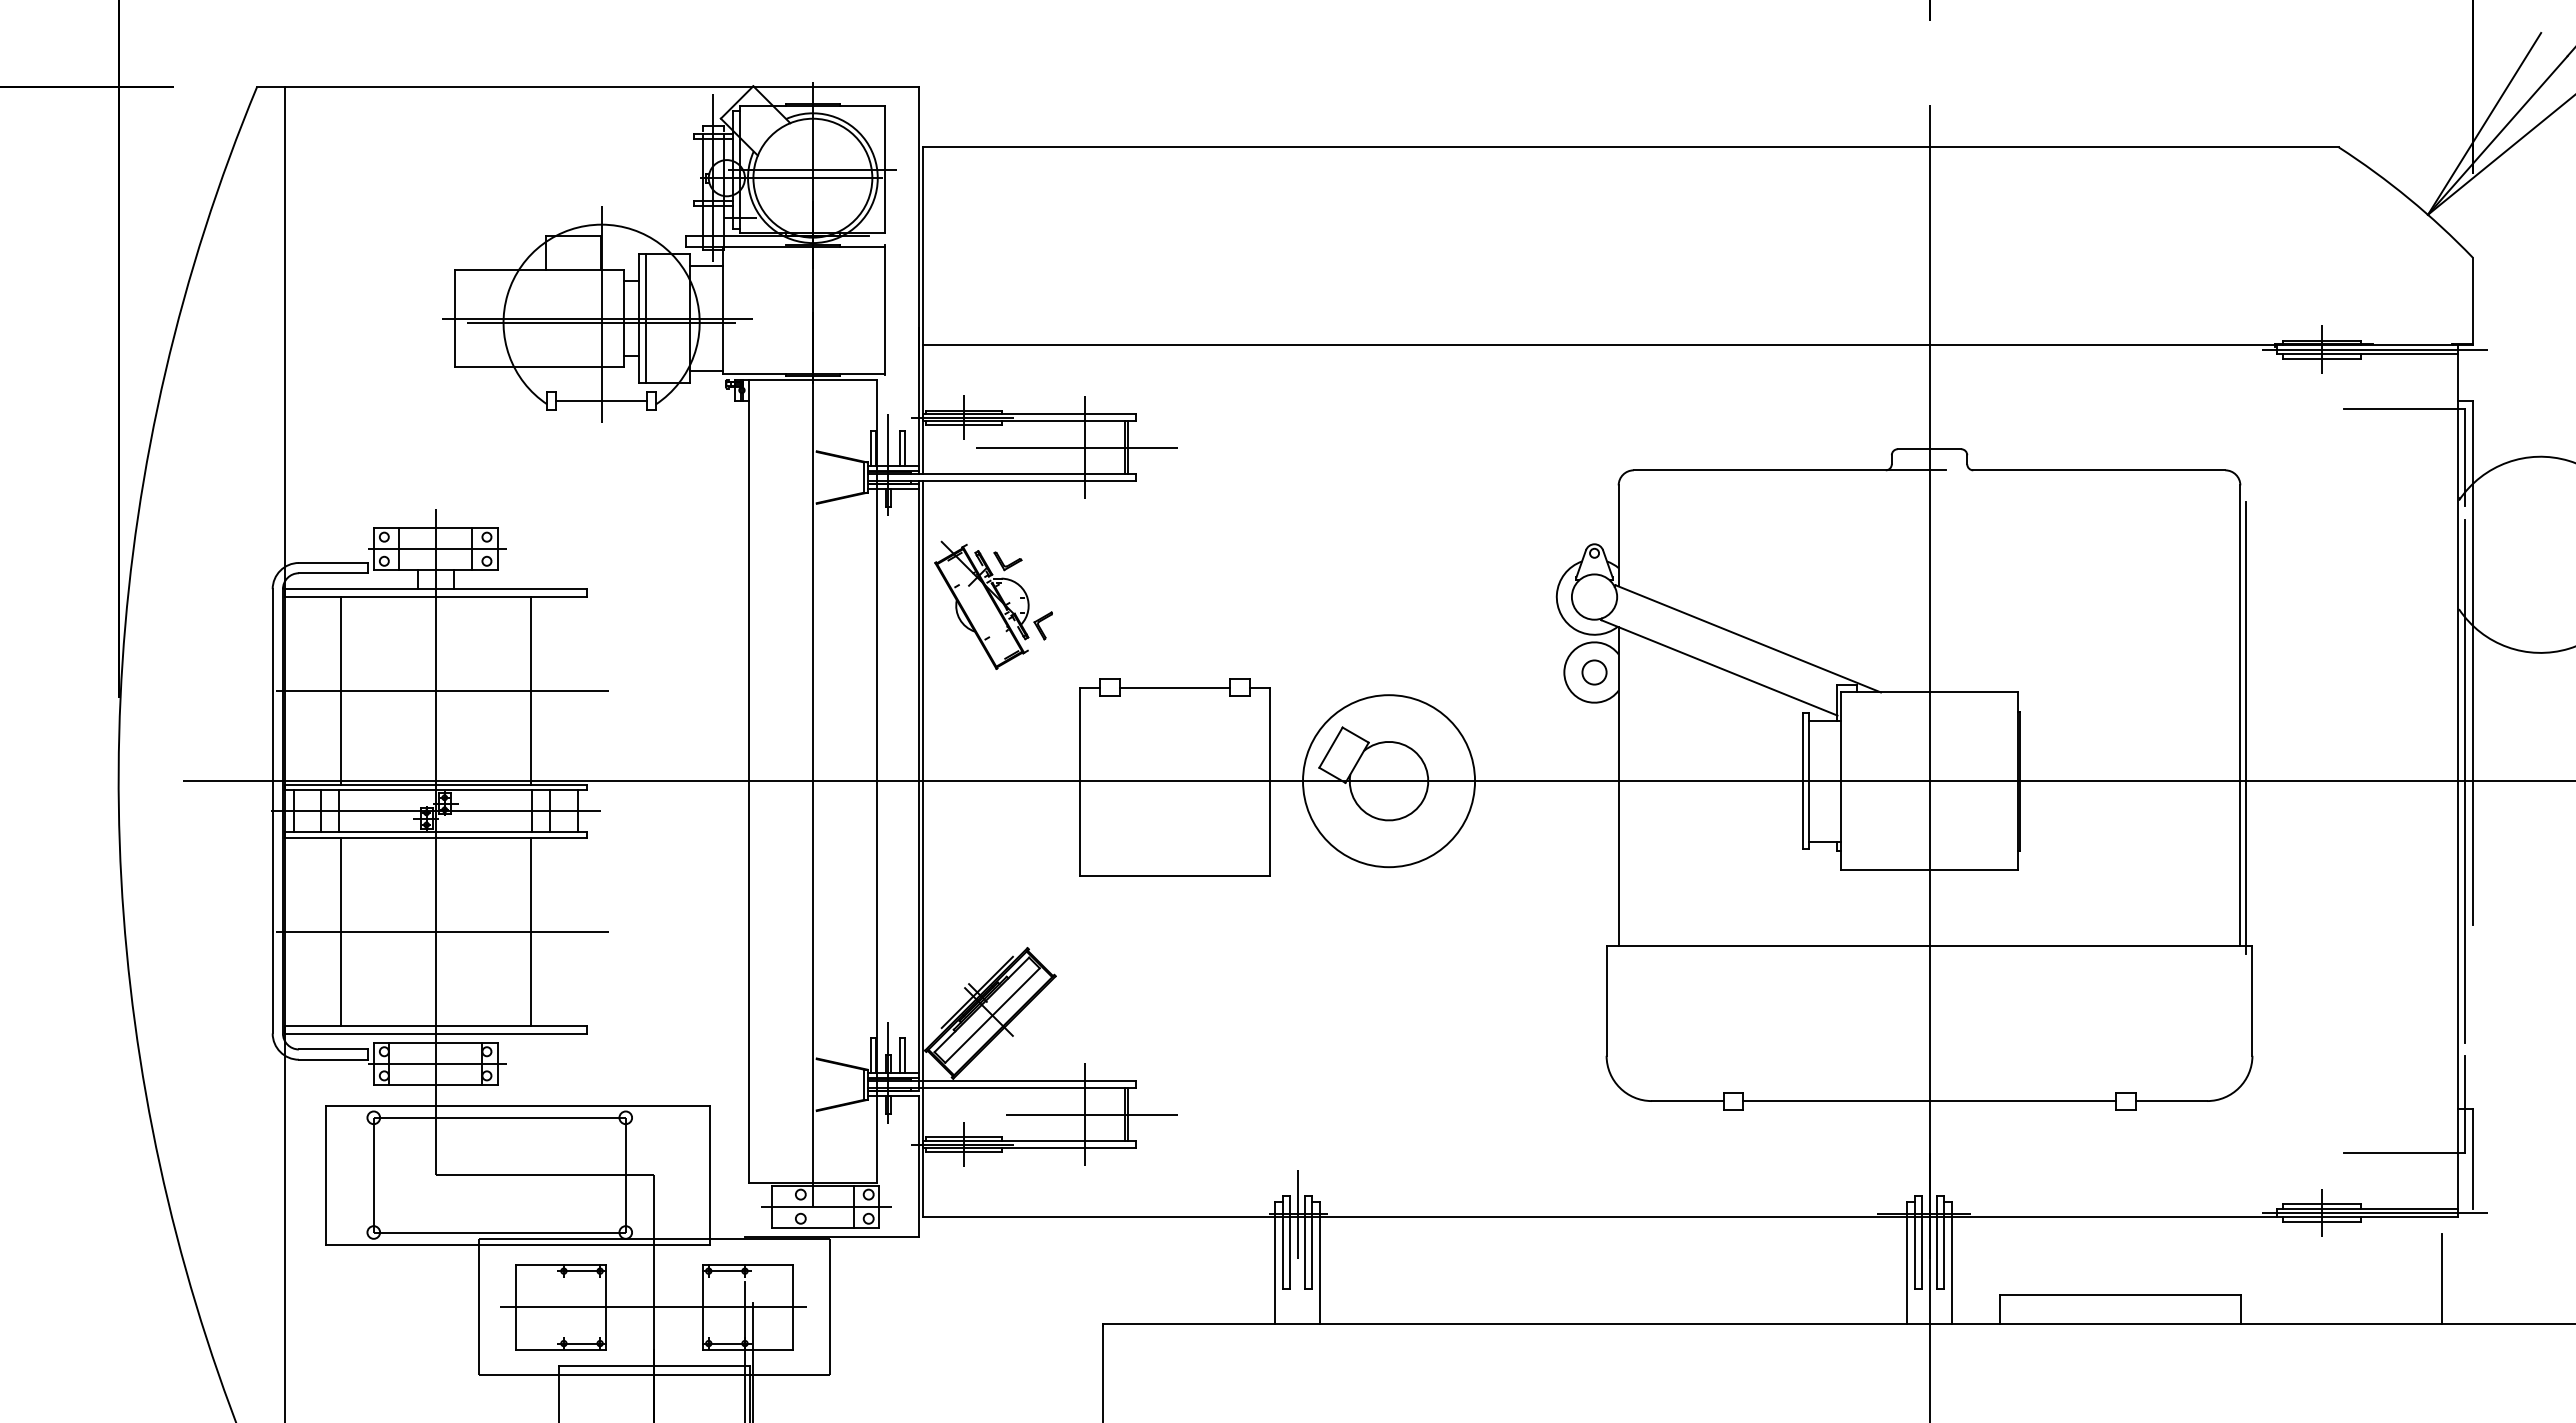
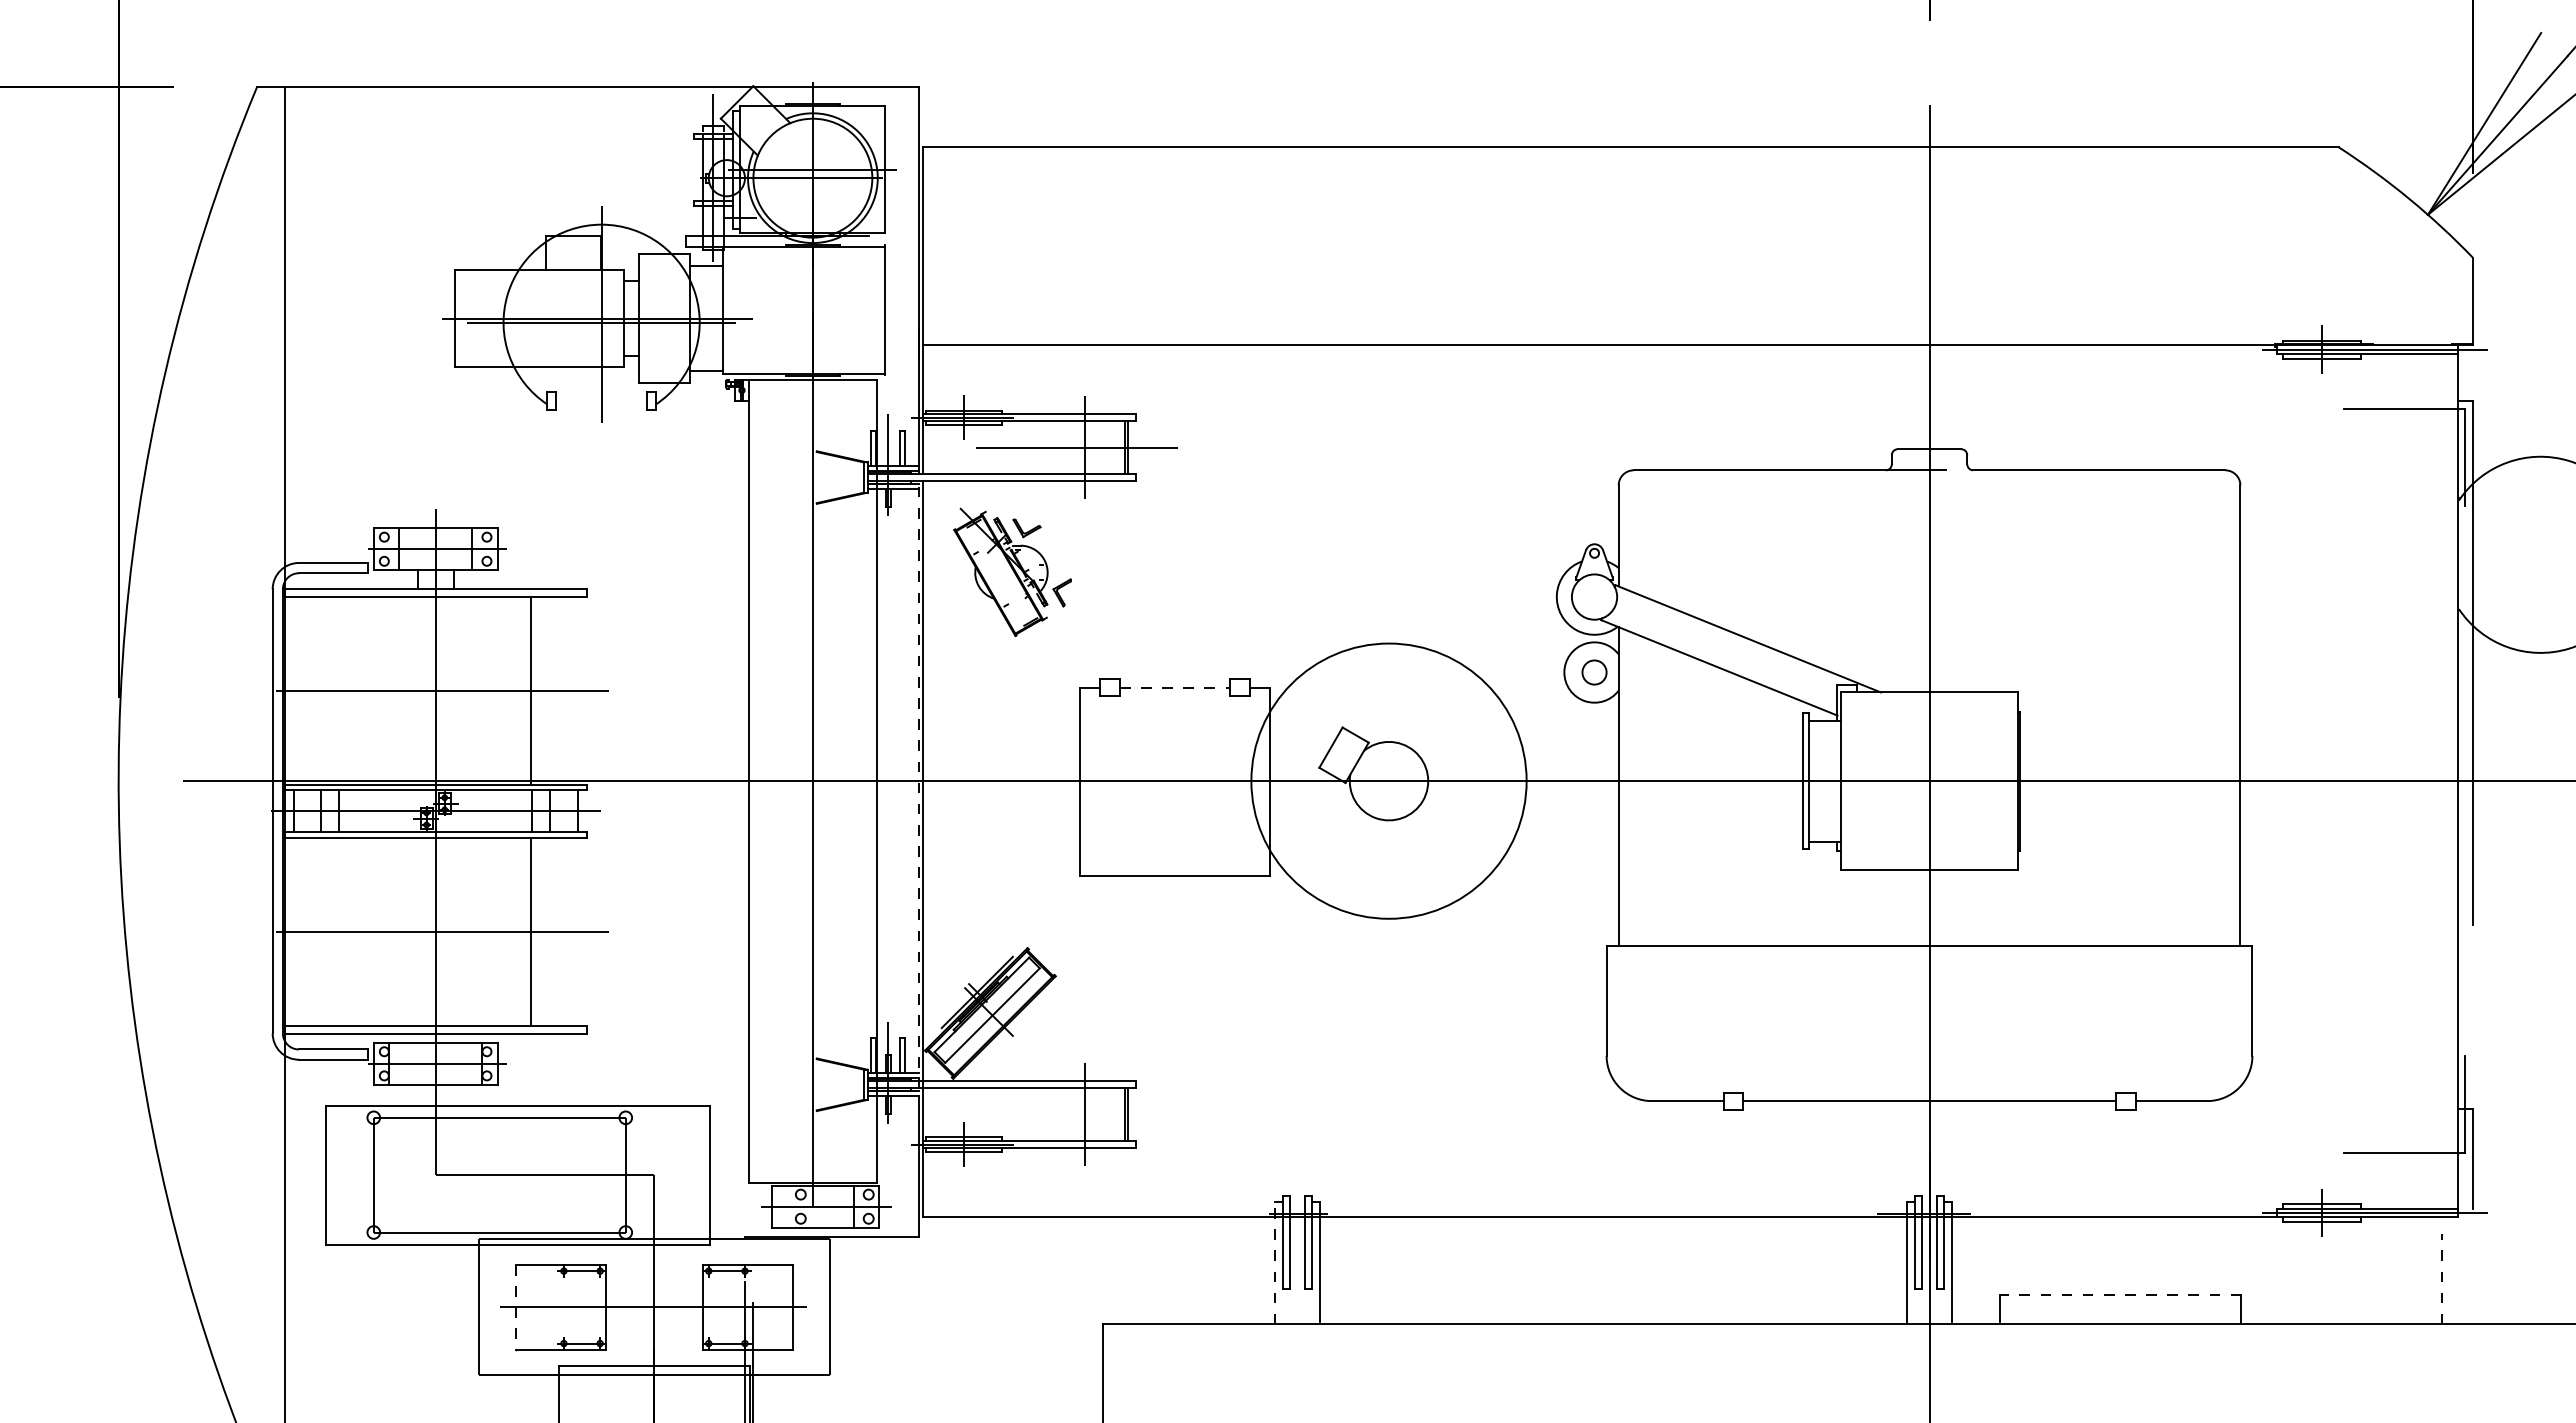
line: present -> none (646, 318)
line: present -> none (601, 401)
part position: (993, 604) -> (1012, 571) (1012, 571)
line: solid -> dashed (1175, 687)
line: present -> none (340, 690)
line: present -> none (2246, 727)
line: present -> none (2465, 780)
circle diameter: 172 px -> 275 px (1388, 780)
line: solid -> dashed (918, 784)
line: present -> none (340, 932)
line: present -> none (1092, 1114)
line: present -> none (1297, 1214)
line: solid -> dashed (1274, 1262)
line: solid -> dashed (2441, 1278)
line: solid -> dashed (2120, 1295)
line: solid -> dashed (515, 1307)
